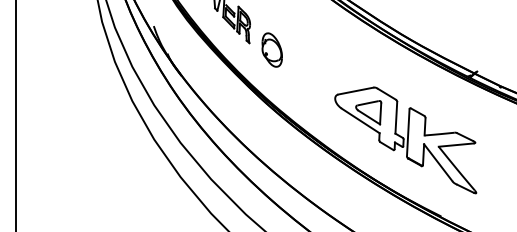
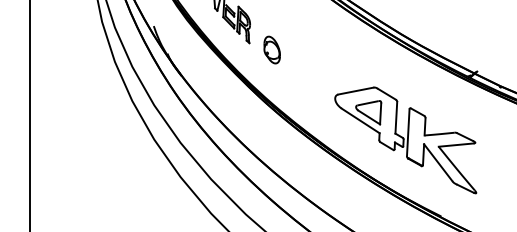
part size: 22x36 px -> 18x30 px (271, 49)
line position: (15, 115) -> (29, 115) (29, 115)
